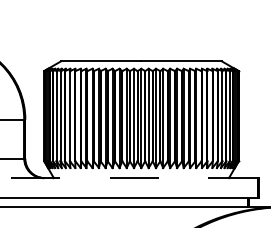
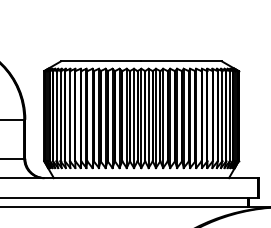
line: dashed -> solid (128, 178)
